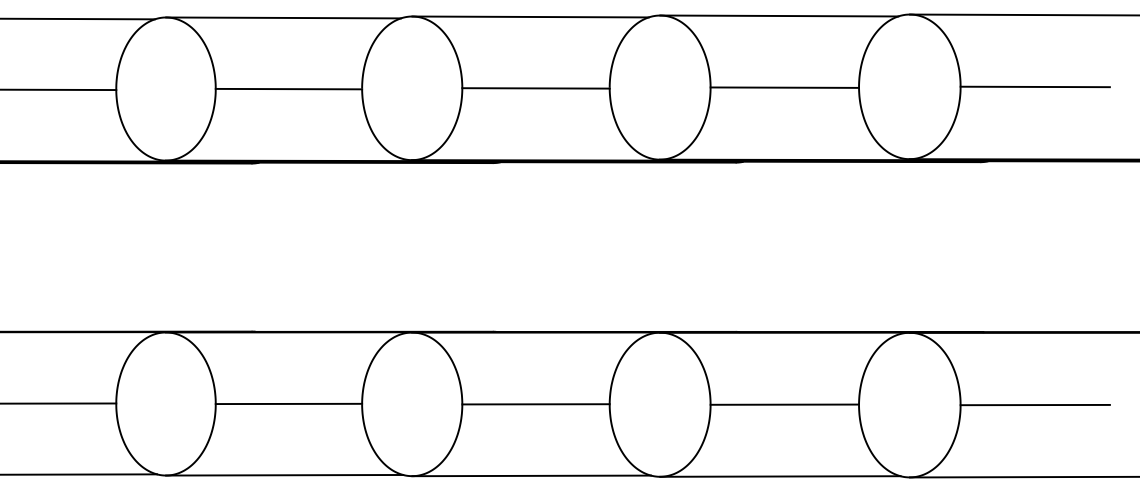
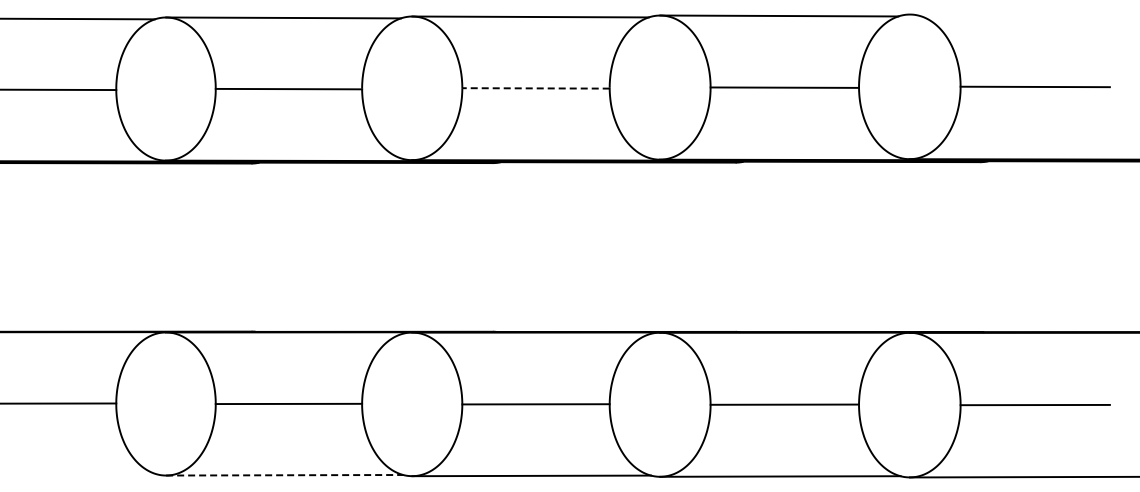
line: present -> none (1023, 14)
line: solid -> dashed (536, 88)
line: present -> none (79, 474)
line: solid -> dashed (284, 475)
